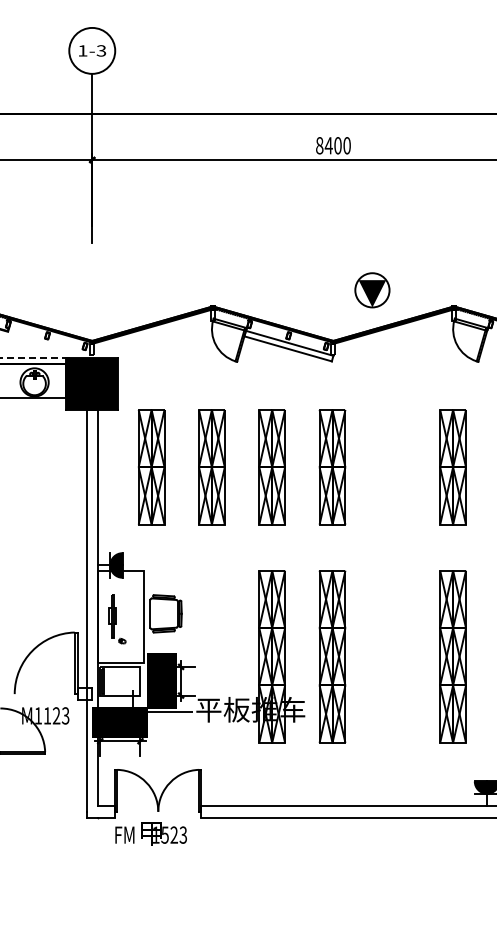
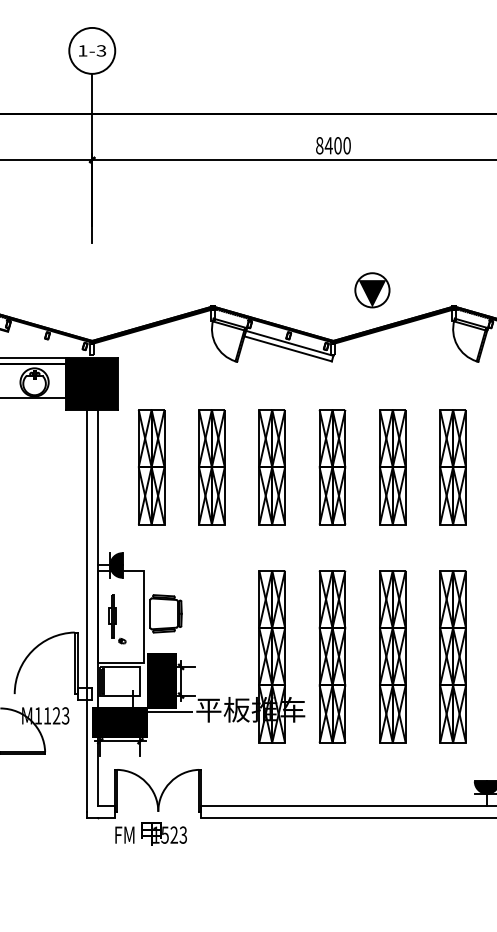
line: dashed -> solid (34, 358)
part: none -> present (392, 467)
part: none -> present (392, 656)
